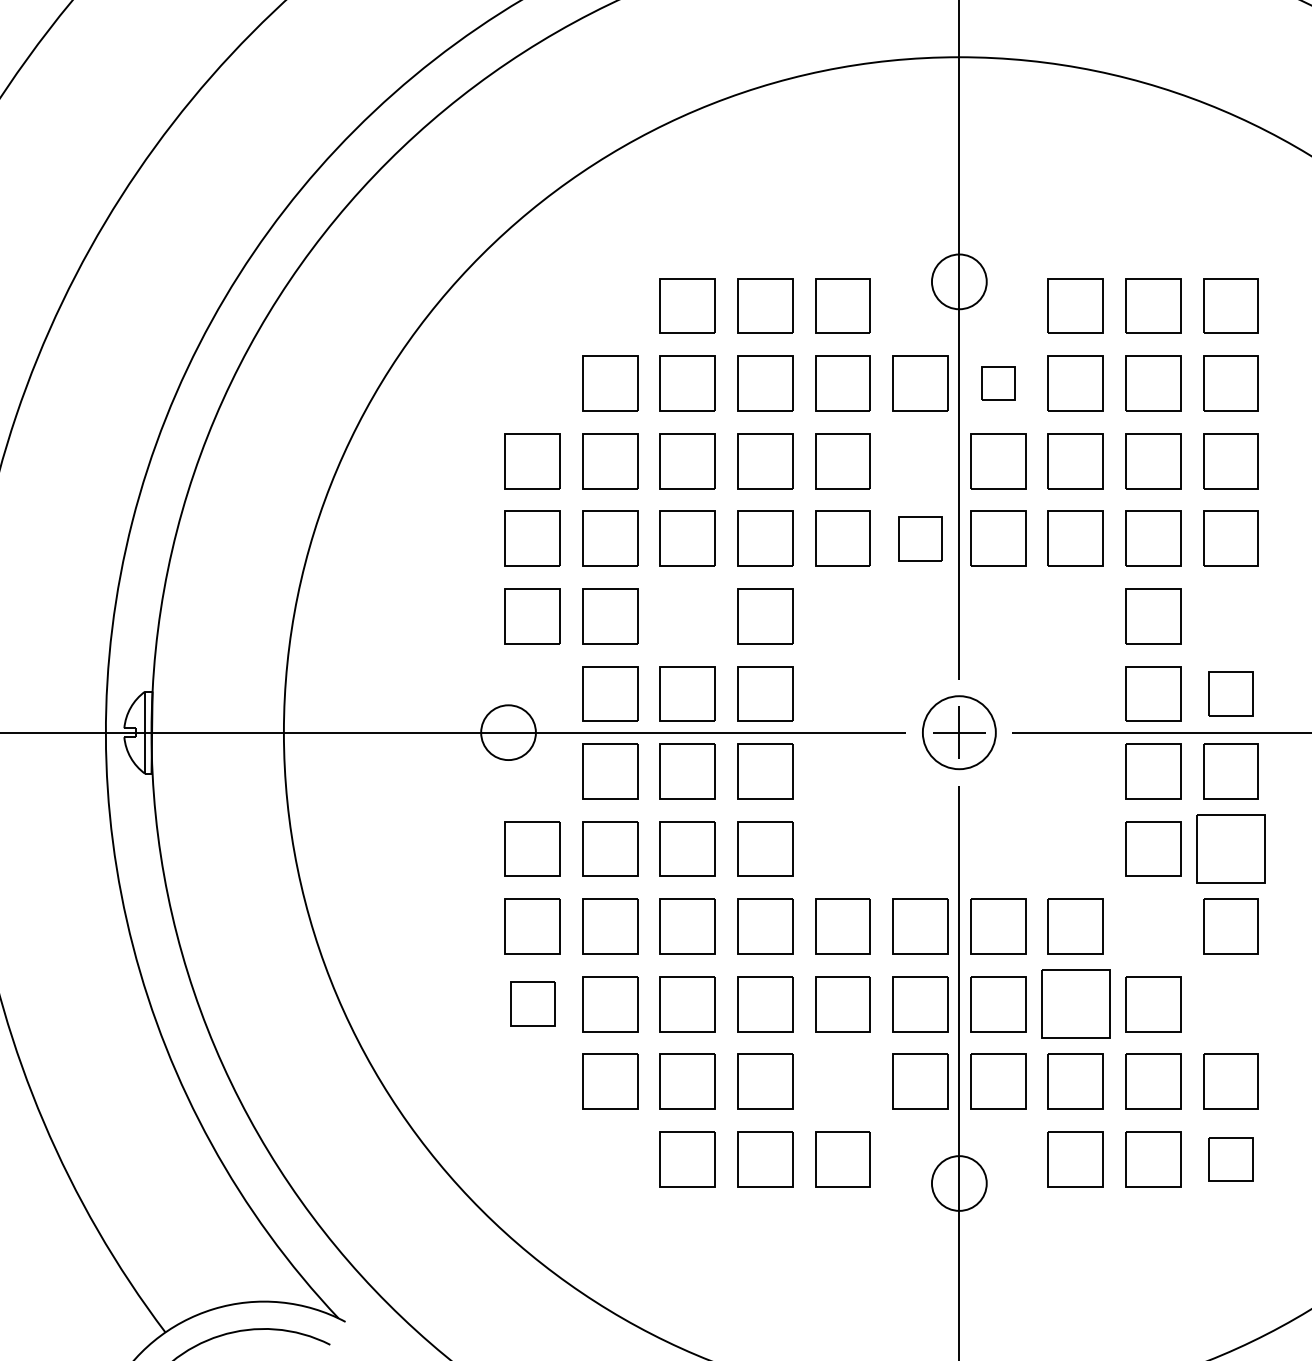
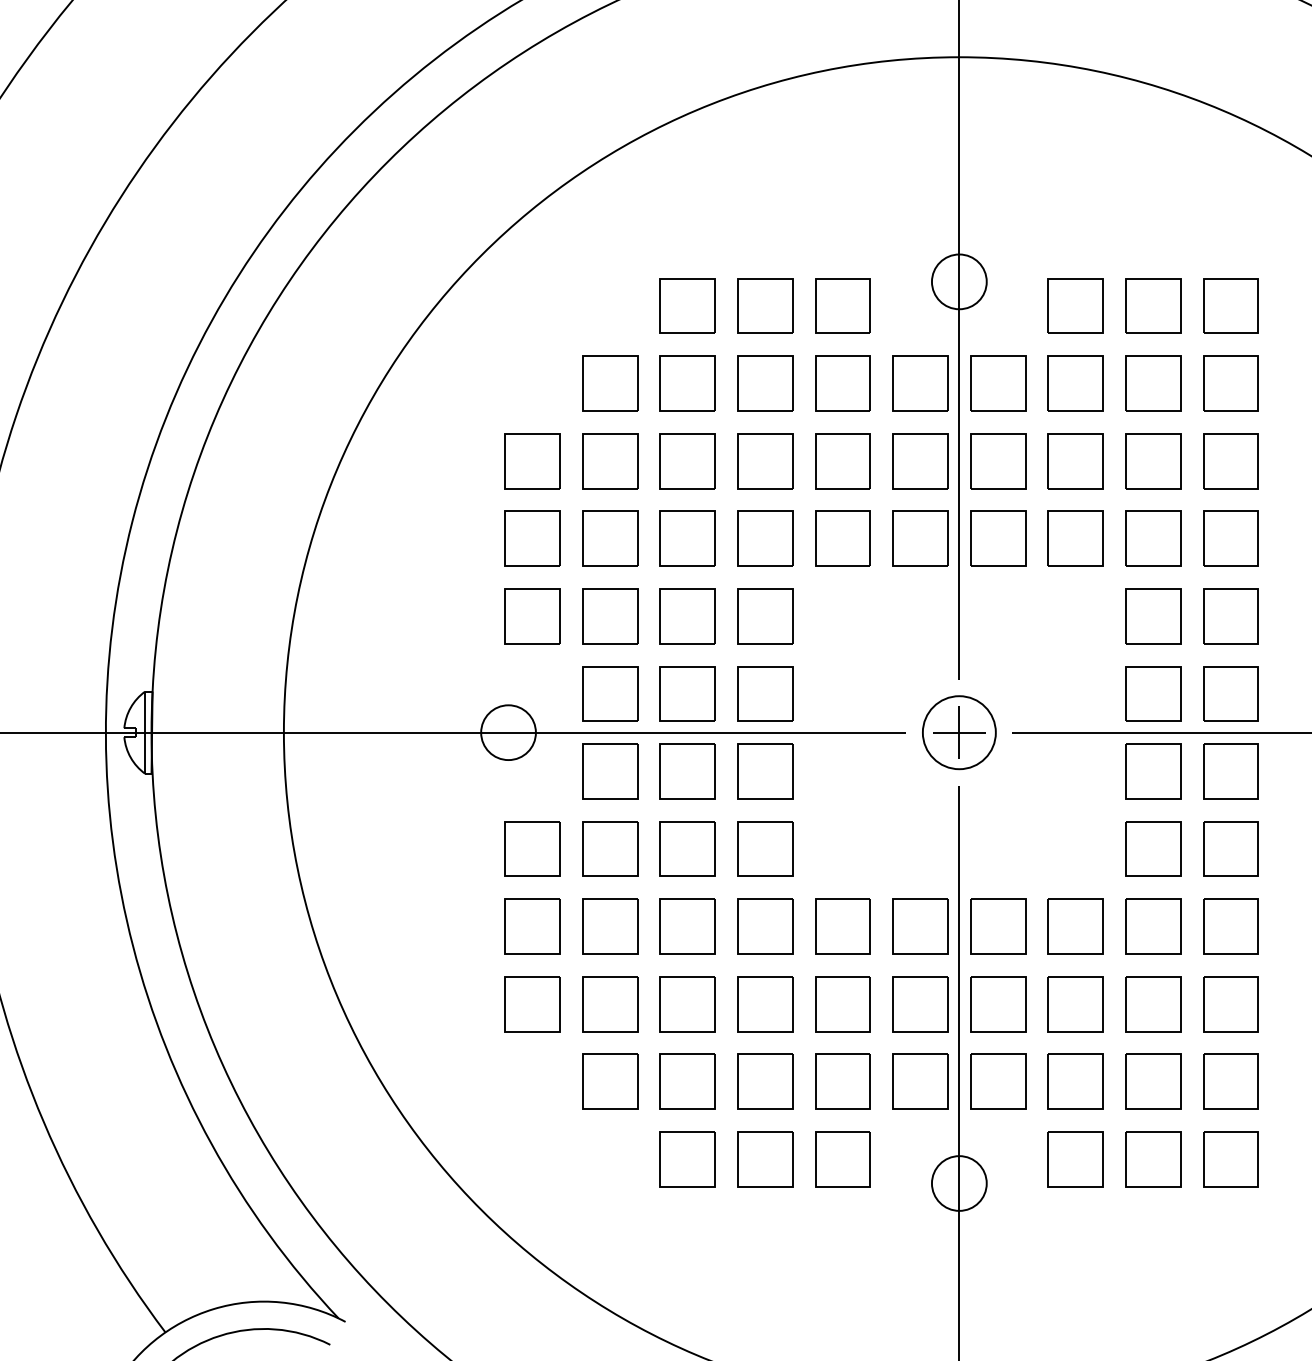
part size: 35x35 px -> 57x57 px (998, 383)
part: none -> present (920, 461)
part size: 45x46 px -> 57x57 px (920, 538)
part: none -> present (687, 616)
part: none -> present (1230, 616)
part size: 46x46 px -> 56x56 px (1230, 693)
part size: 70x70 px -> 56x56 px (1230, 848)
part: none -> present (1153, 926)
part size: 46x46 px -> 57x57 px (532, 1004)
part size: 70x70 px -> 57x57 px (1075, 1004)
part: none -> present (1230, 1004)
part: none -> present (842, 1081)
part size: 46x45 px -> 56x57 px (1230, 1159)
